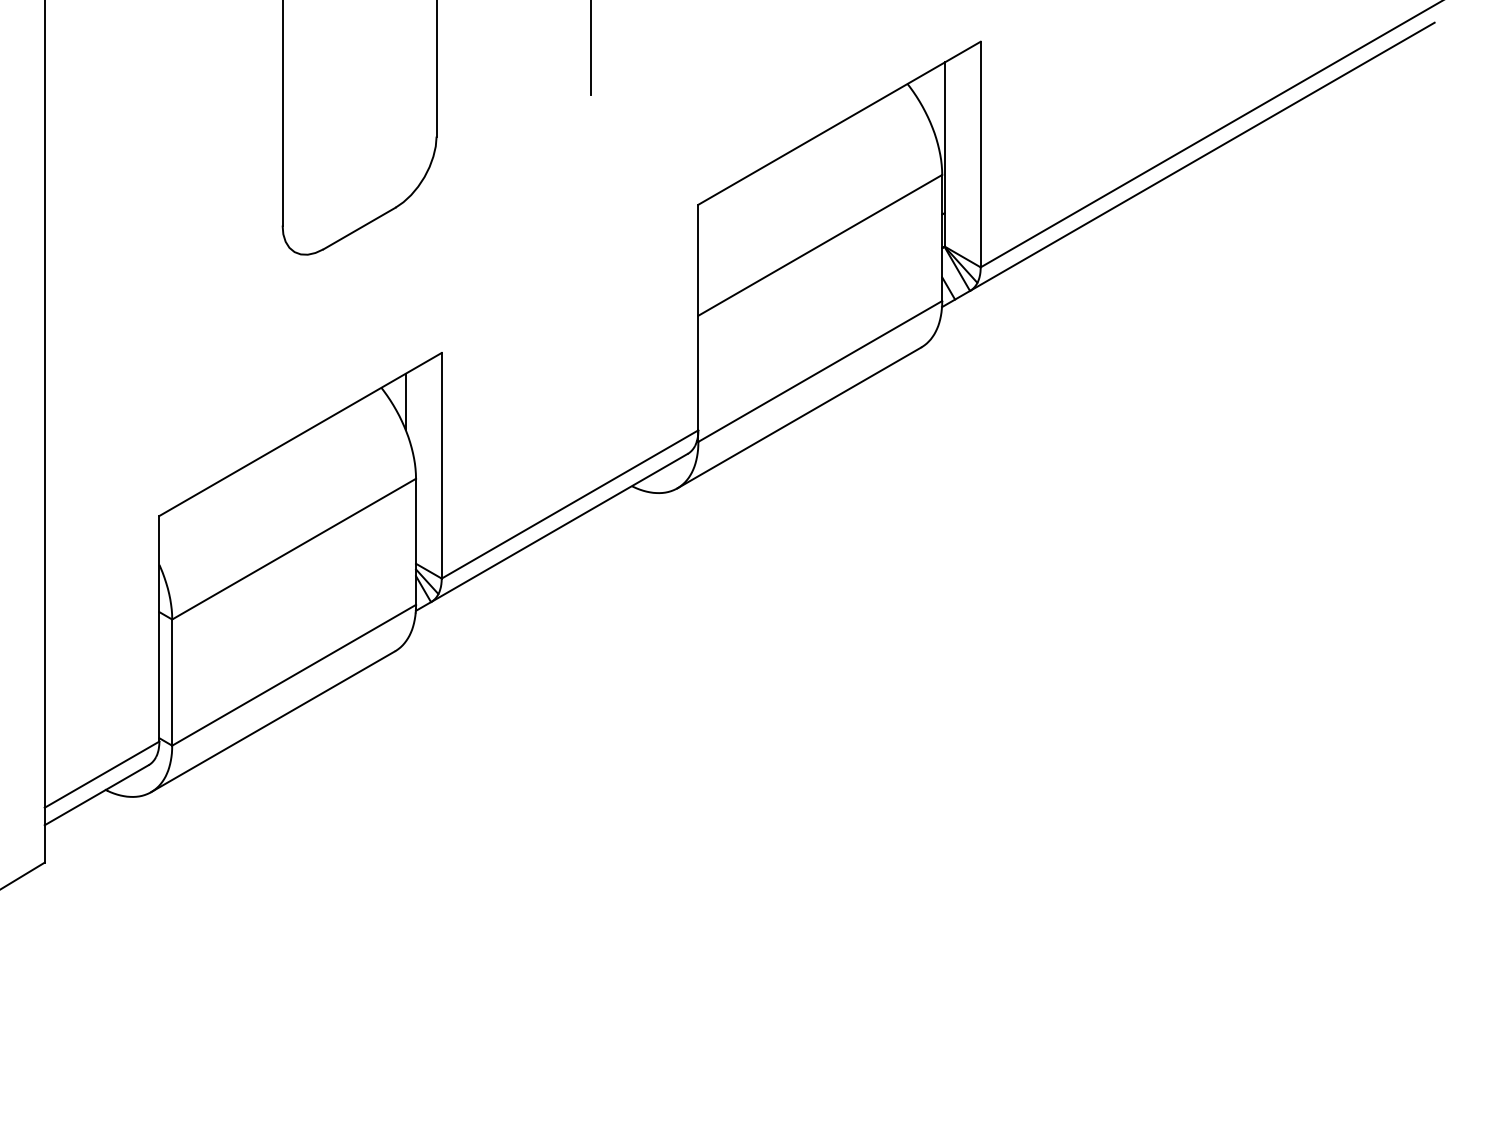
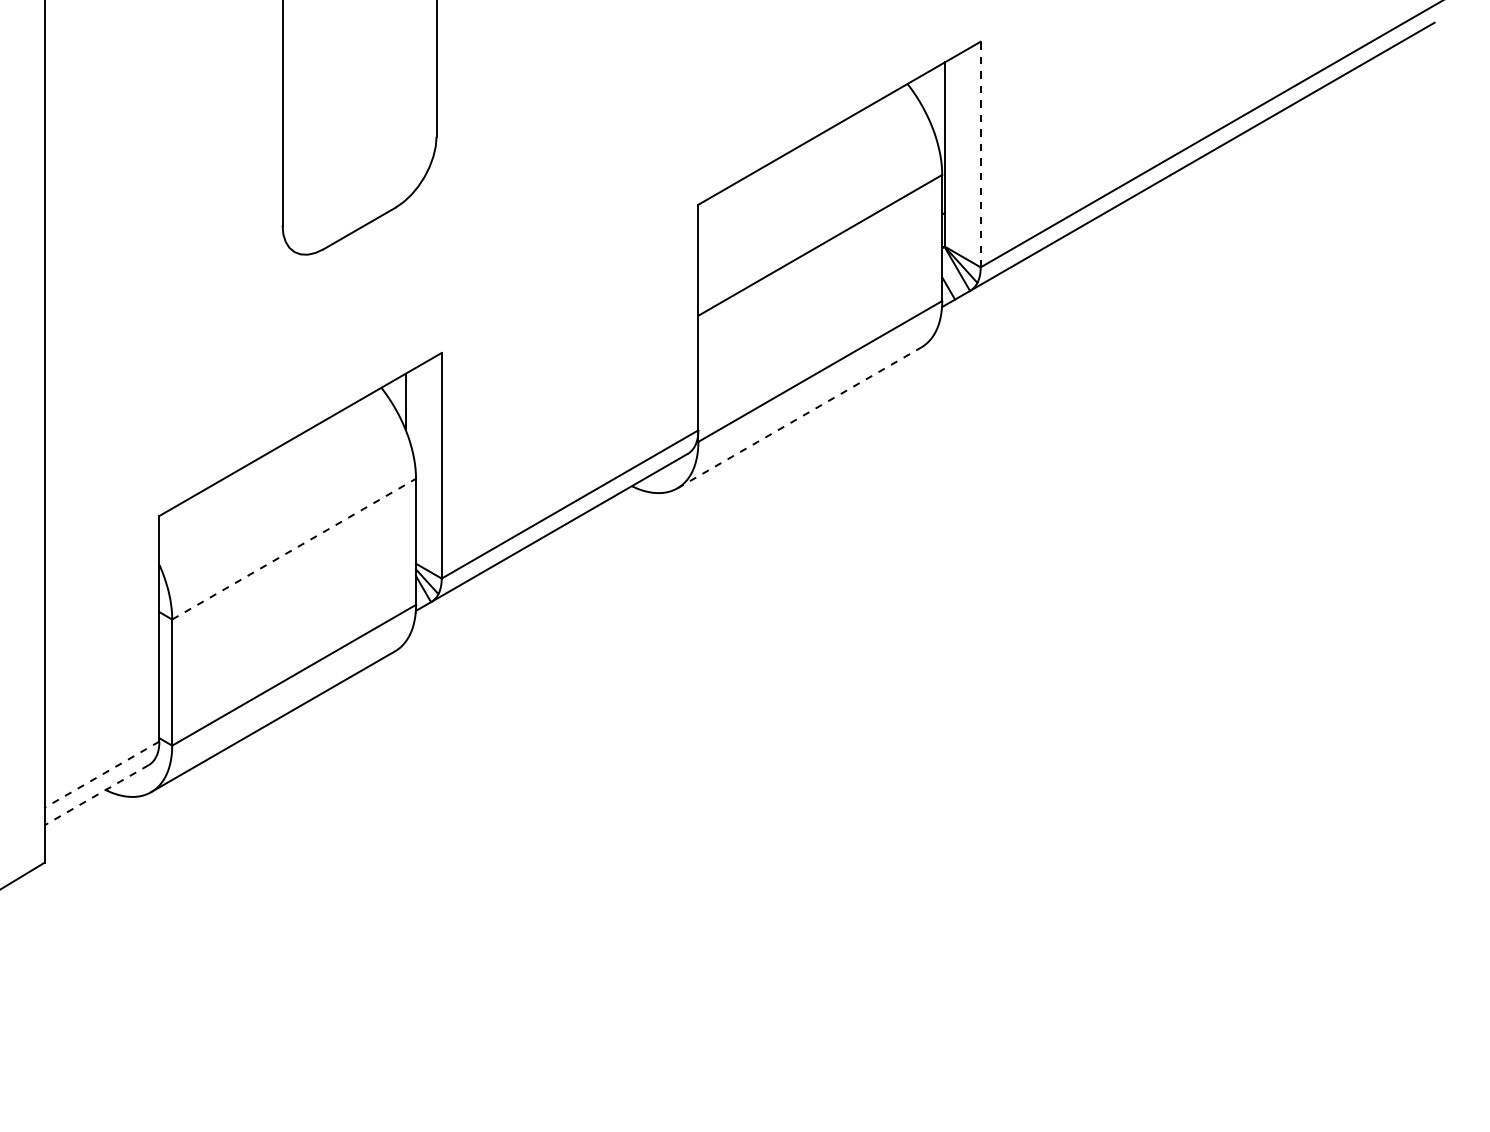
line: present -> none (590, 48)
line: solid -> dashed (980, 154)
line: solid -> dashed (799, 418)
line: solid -> dashed (294, 549)
line: solid -> dashed (101, 774)
line: solid -> dashed (96, 795)
